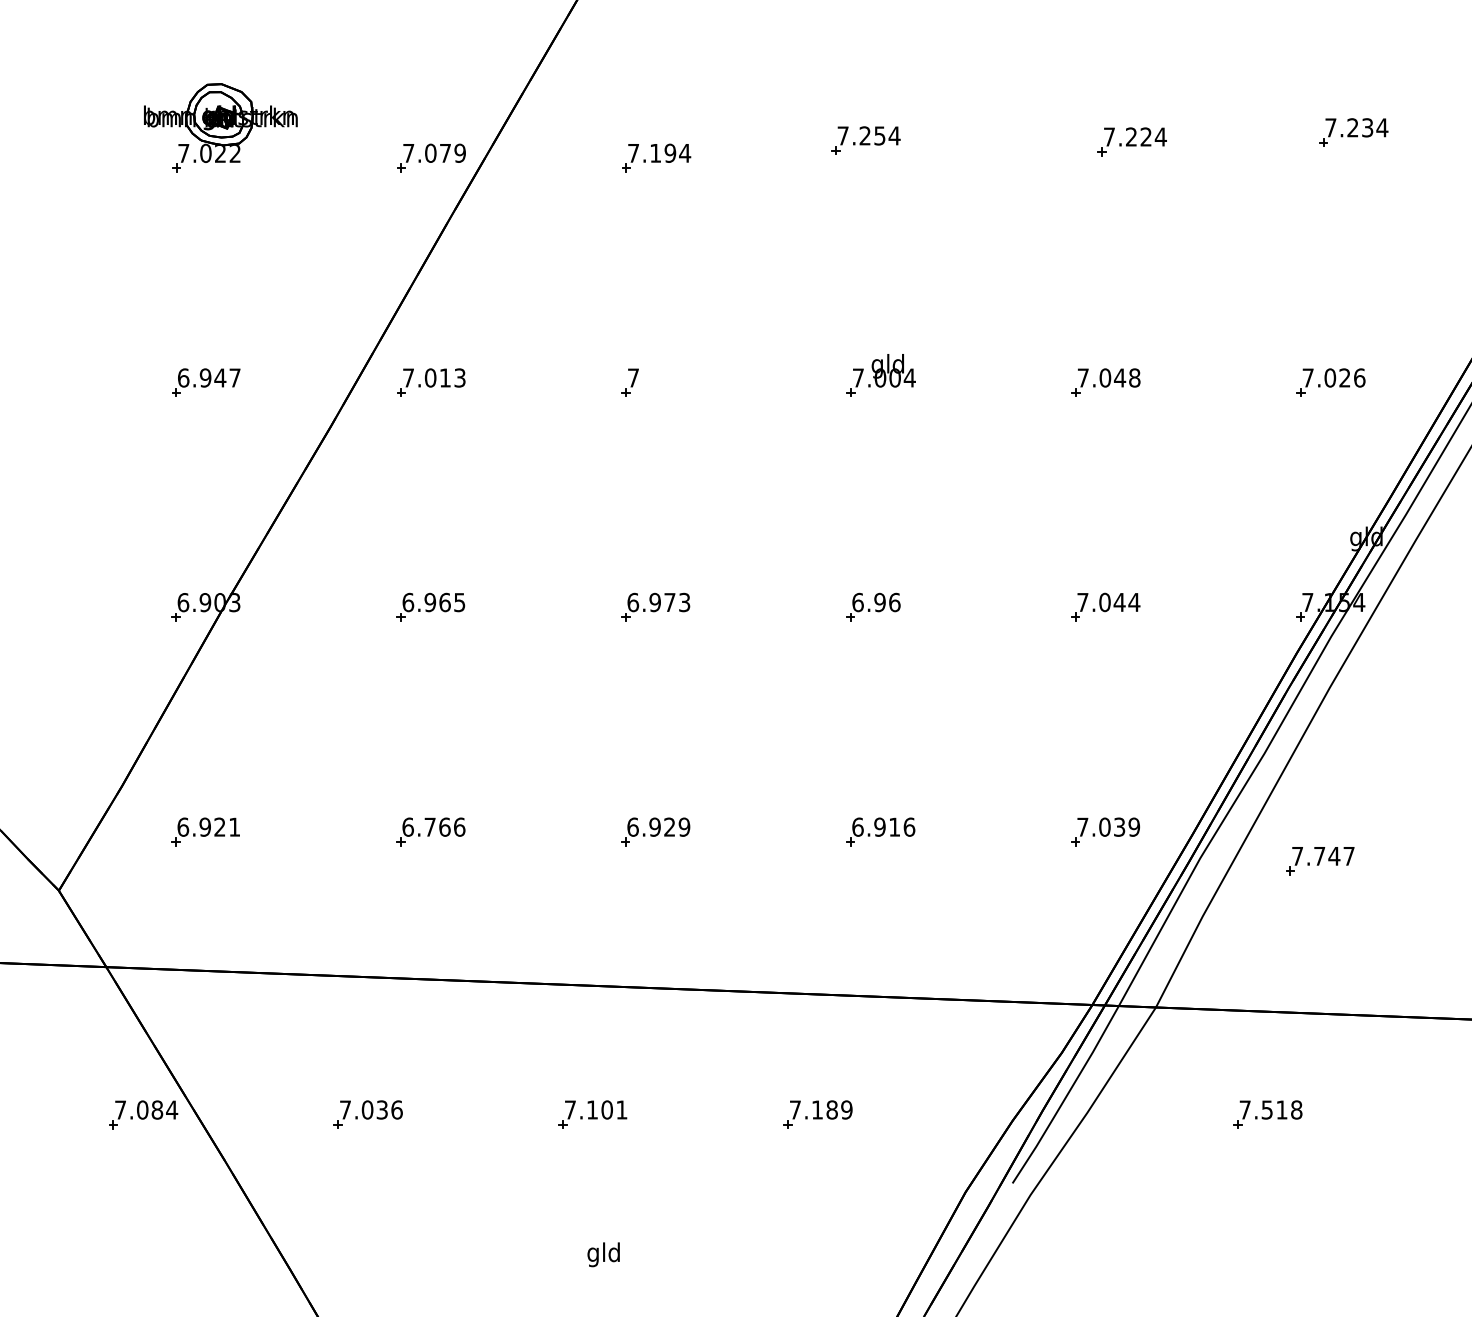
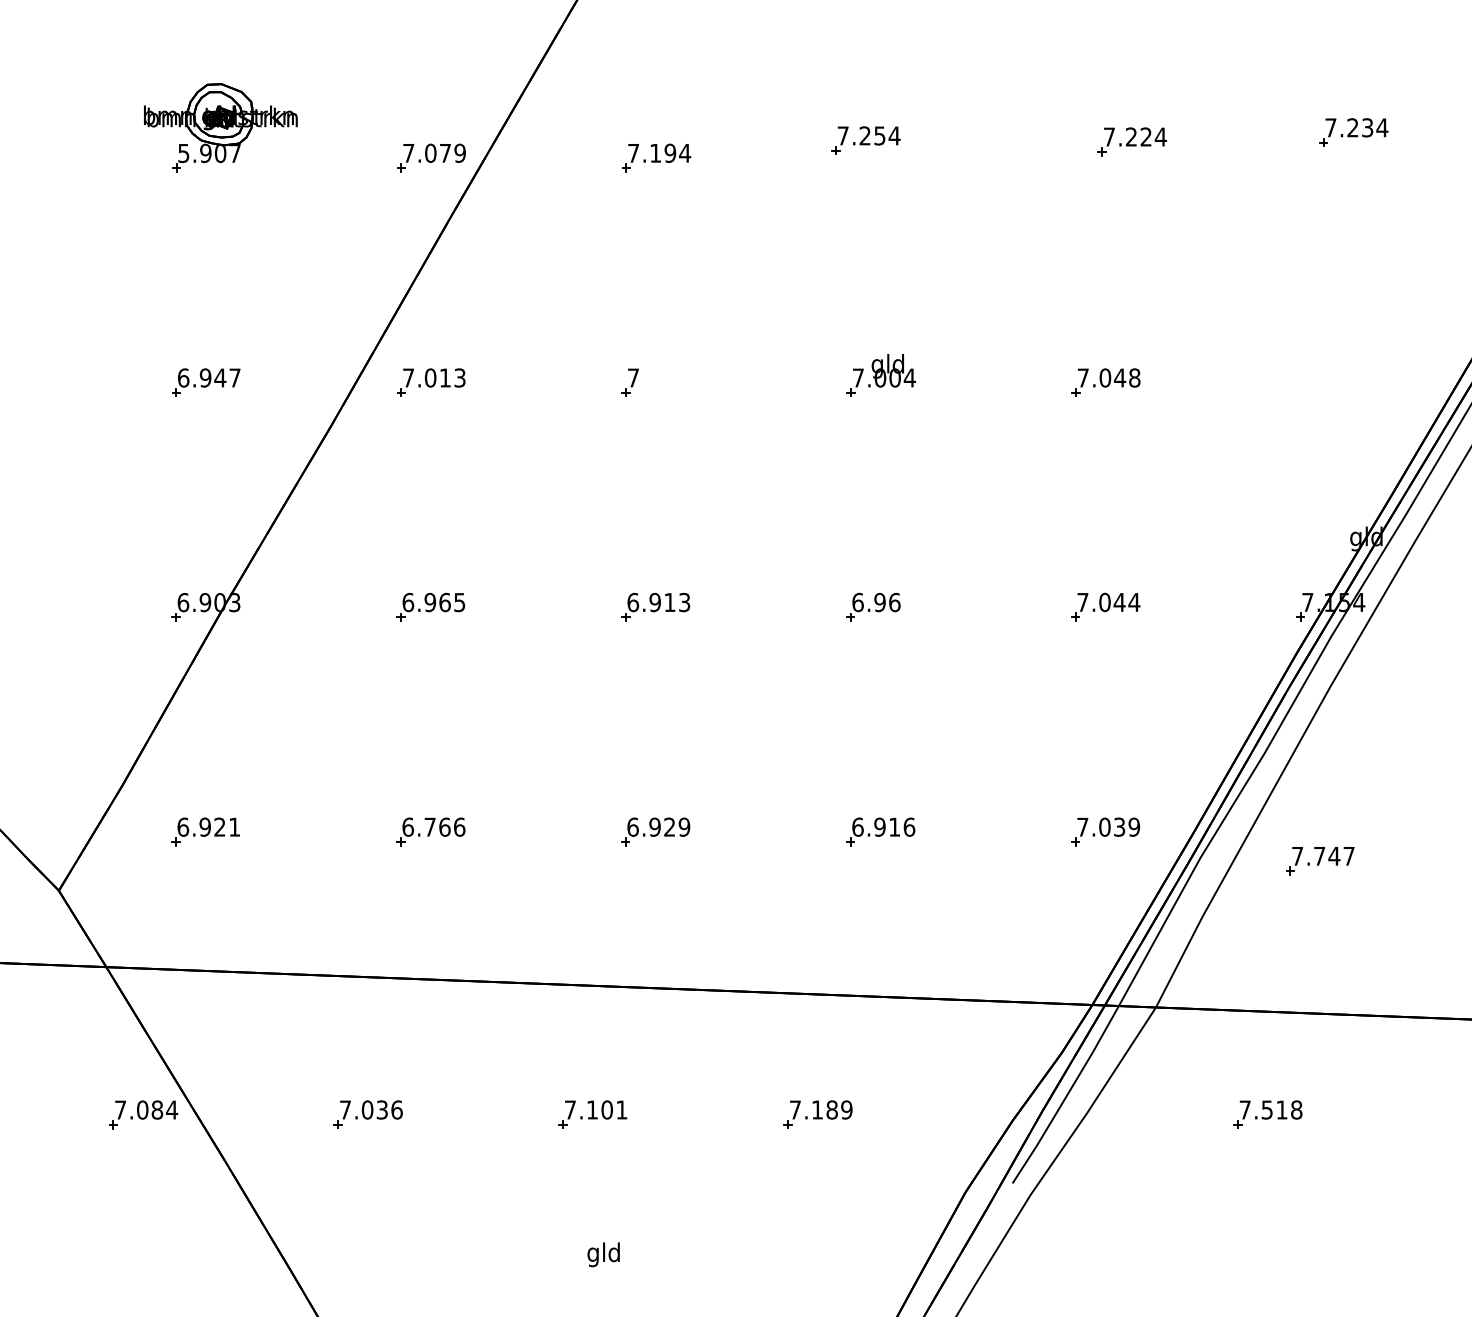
text: 7.022 -> 5.907 (209, 153)
part: present -> none (1330, 382)
text: 6.973 -> 6.913 (669, 602)
